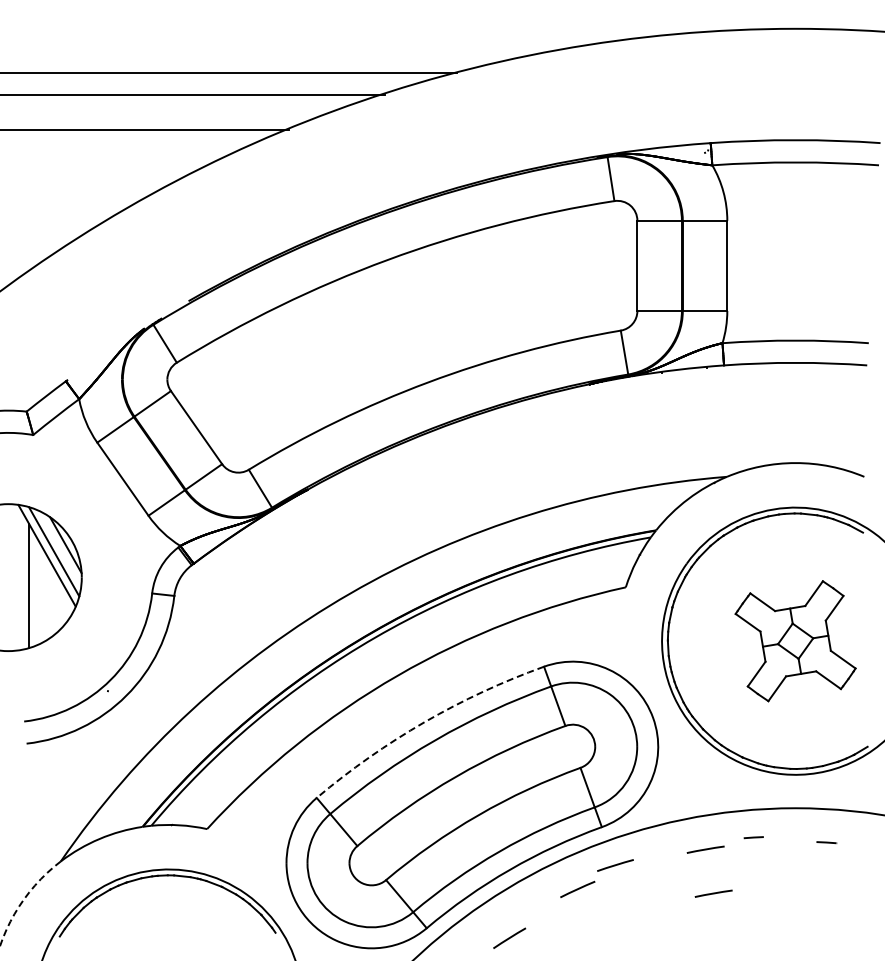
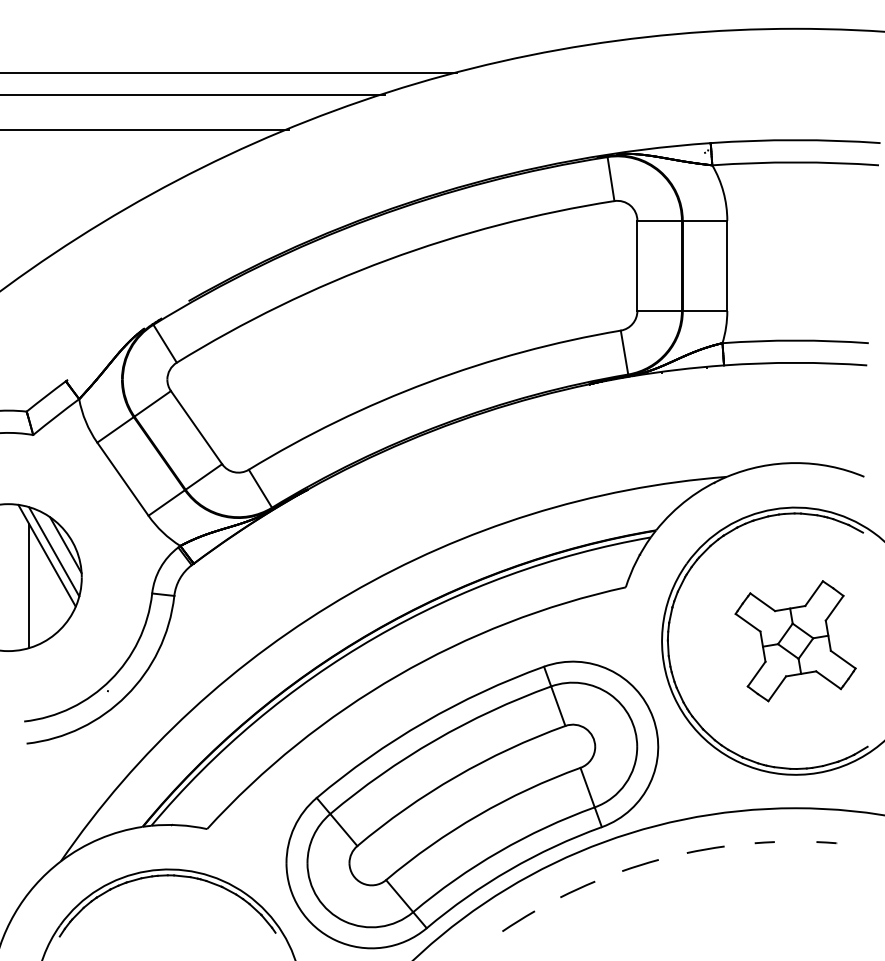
arc: dashed -> solid (424, 722)
line position: (753, 837) -> (764, 842) (764, 842)
line position: (615, 865) -> (640, 865) (640, 865)
line: present -> none (713, 893)
arc: dashed -> solid (24, 899)
line position: (509, 937) -> (518, 920) (518, 920)
